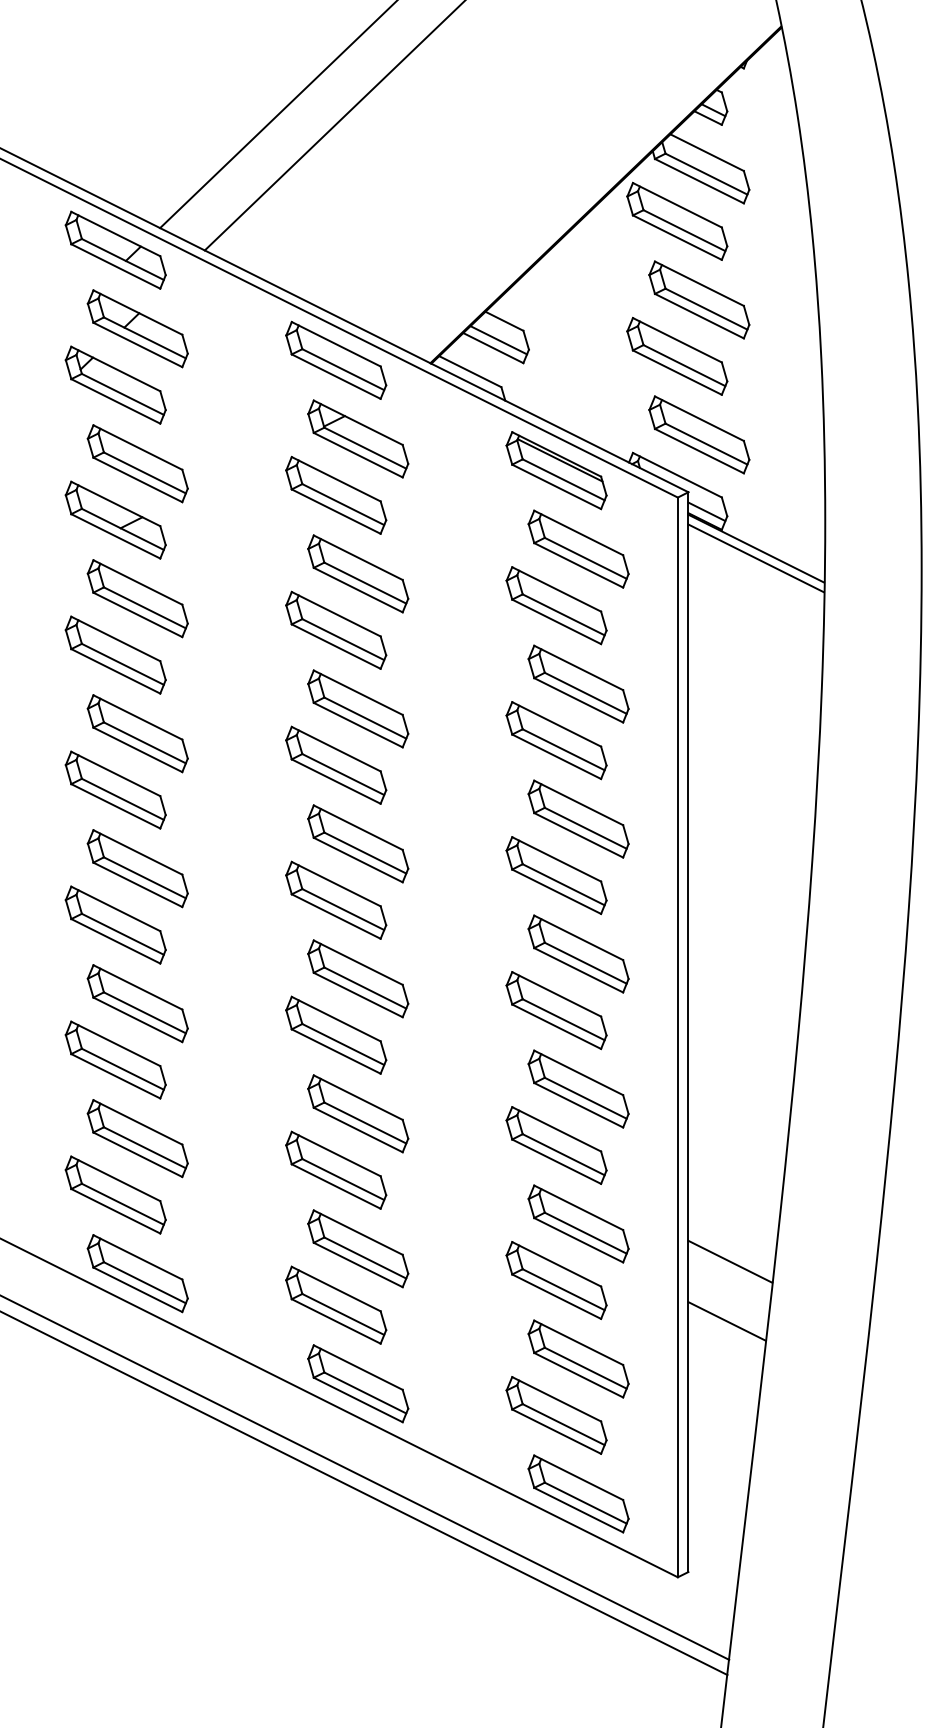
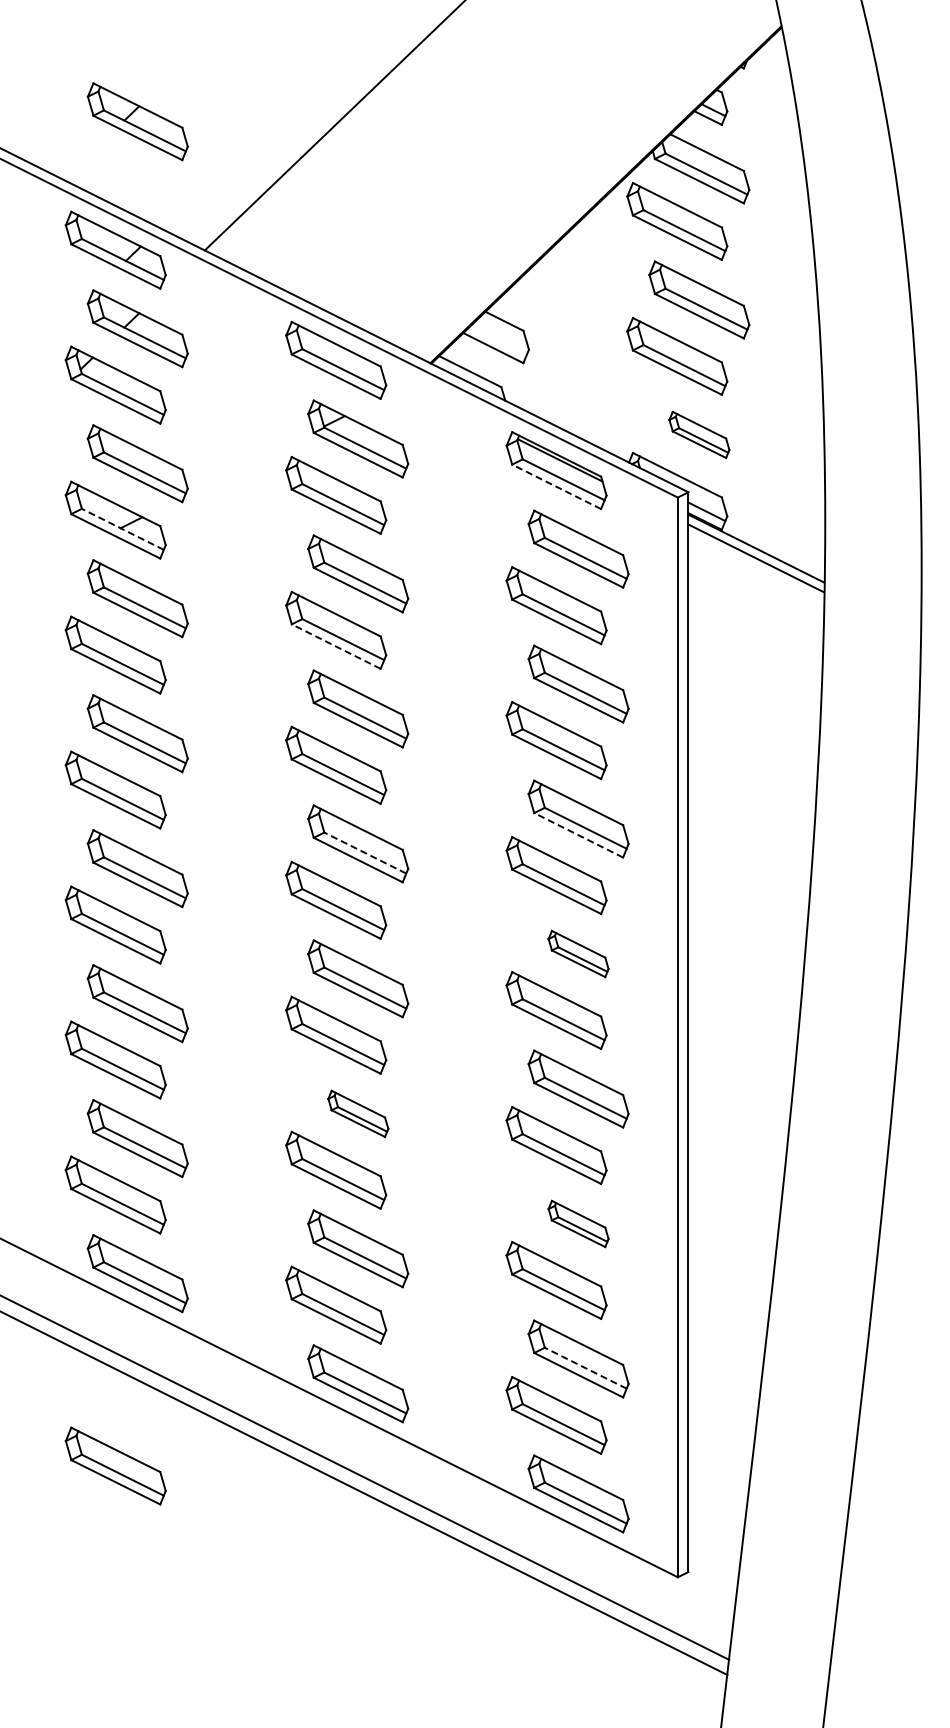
line: present -> none (277, 115)
part: none -> present (137, 121)
line: present -> none (498, 340)
part size: 103x80 px -> 63x50 px (699, 434)
line: solid -> dashed (556, 486)
line: solid -> dashed (122, 529)
line: solid -> dashed (336, 646)
line: solid -> dashed (578, 835)
line: solid -> dashed (365, 853)
part size: 103x80 px -> 63x50 px (578, 953)
part size: 103x80 px -> 63x50 px (358, 1113)
part size: 103x80 px -> 63x50 px (578, 1223)
line: present -> none (730, 1261)
line: present -> none (726, 1321)
line: solid -> dashed (585, 1368)
part: none -> present (115, 1465)
